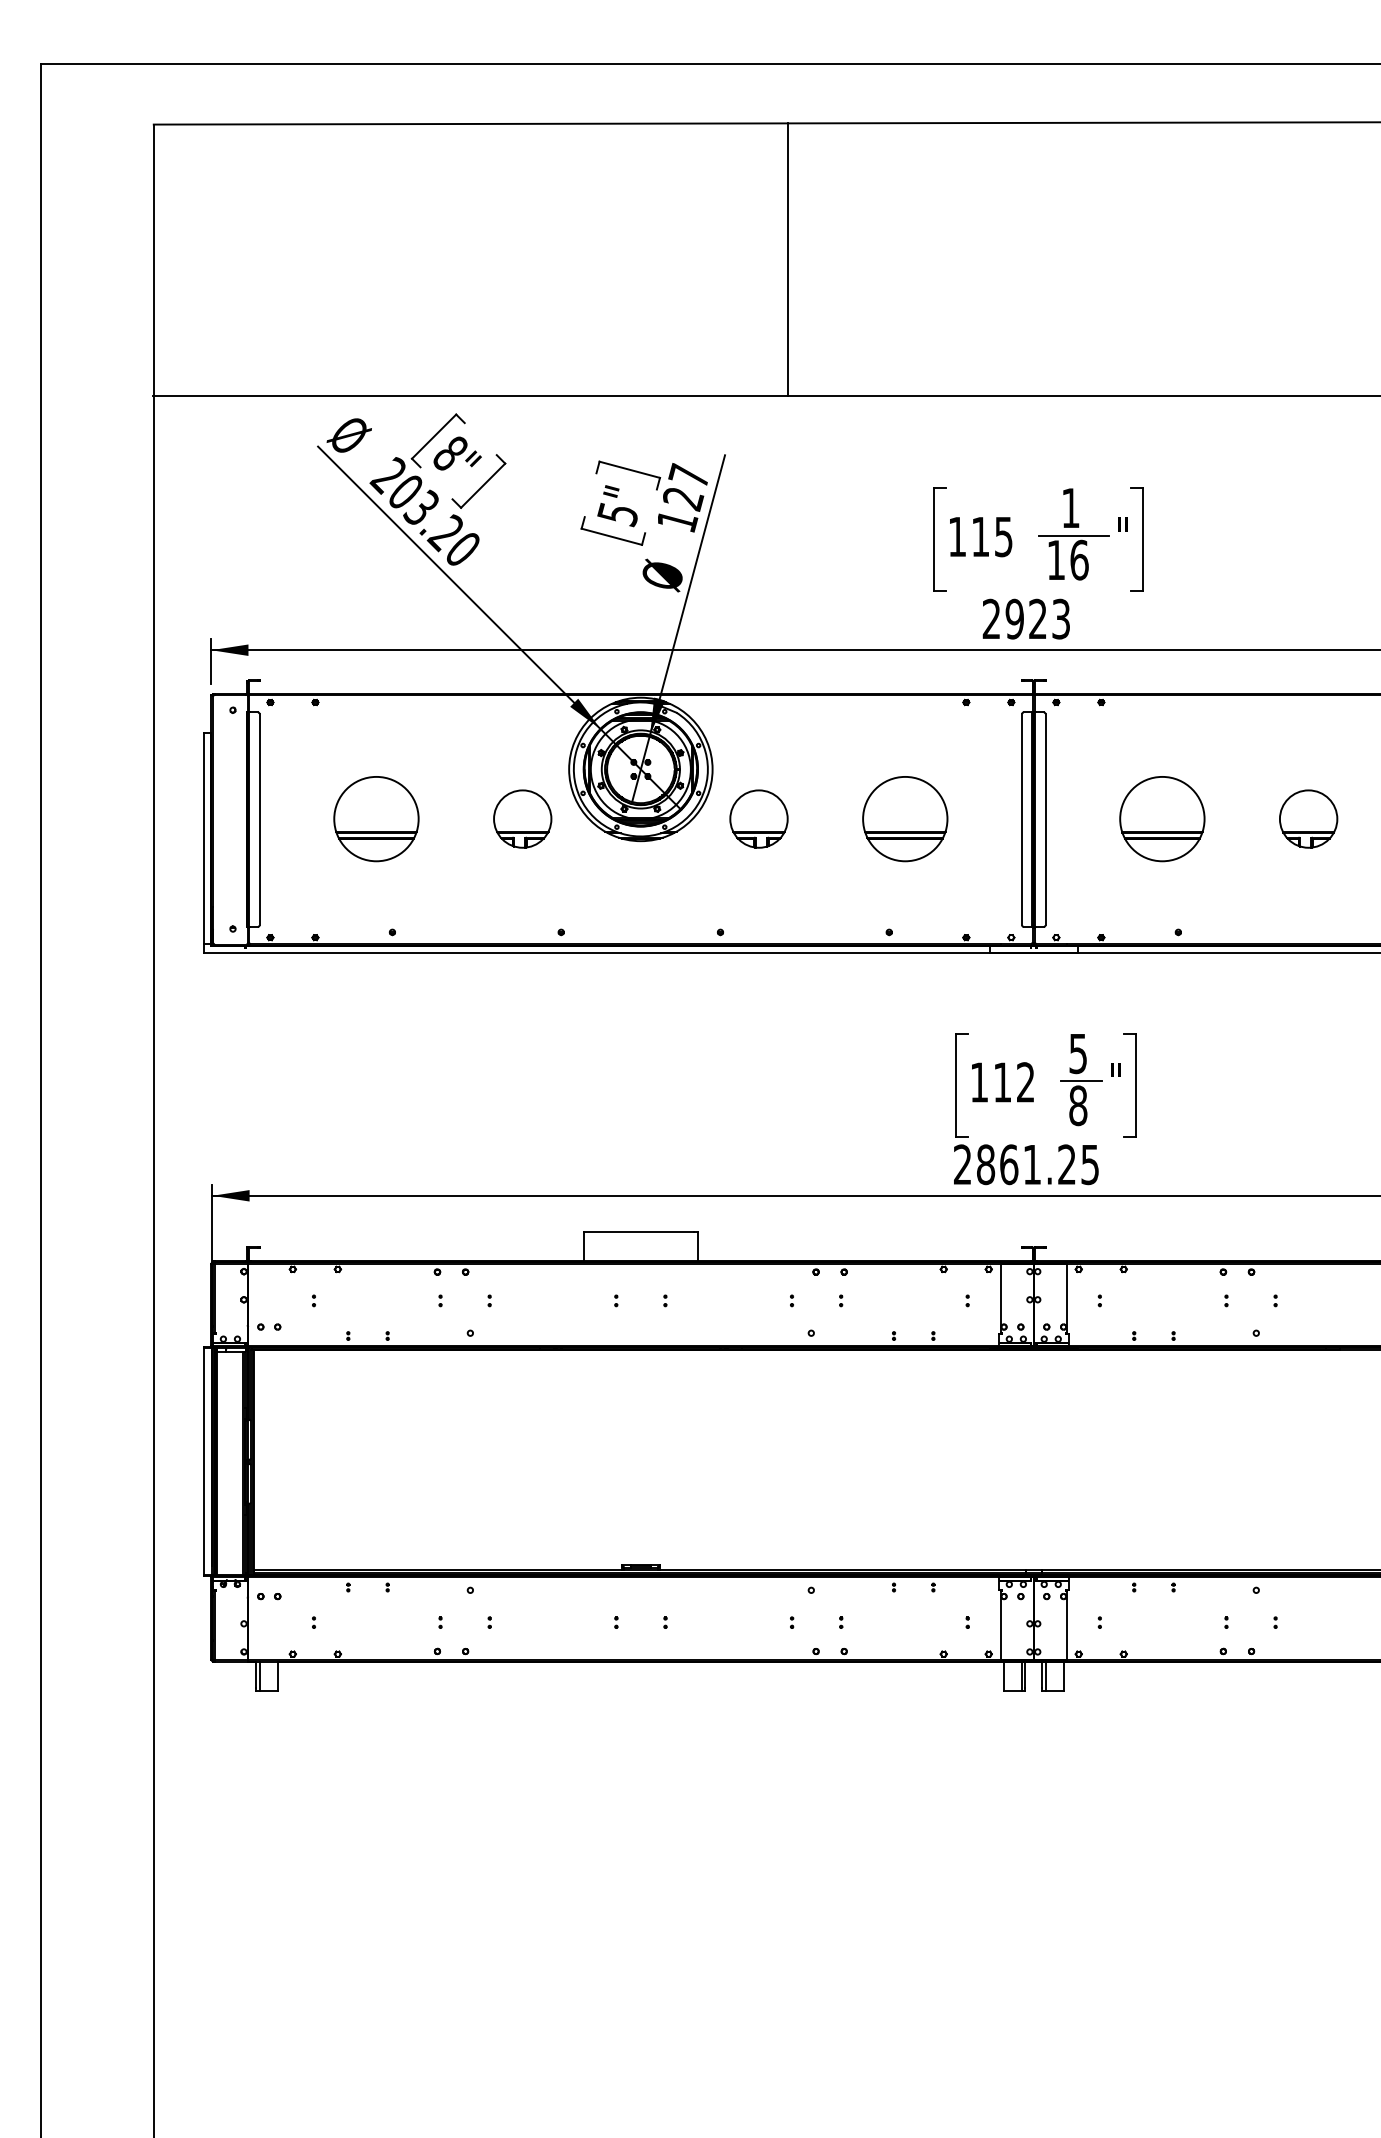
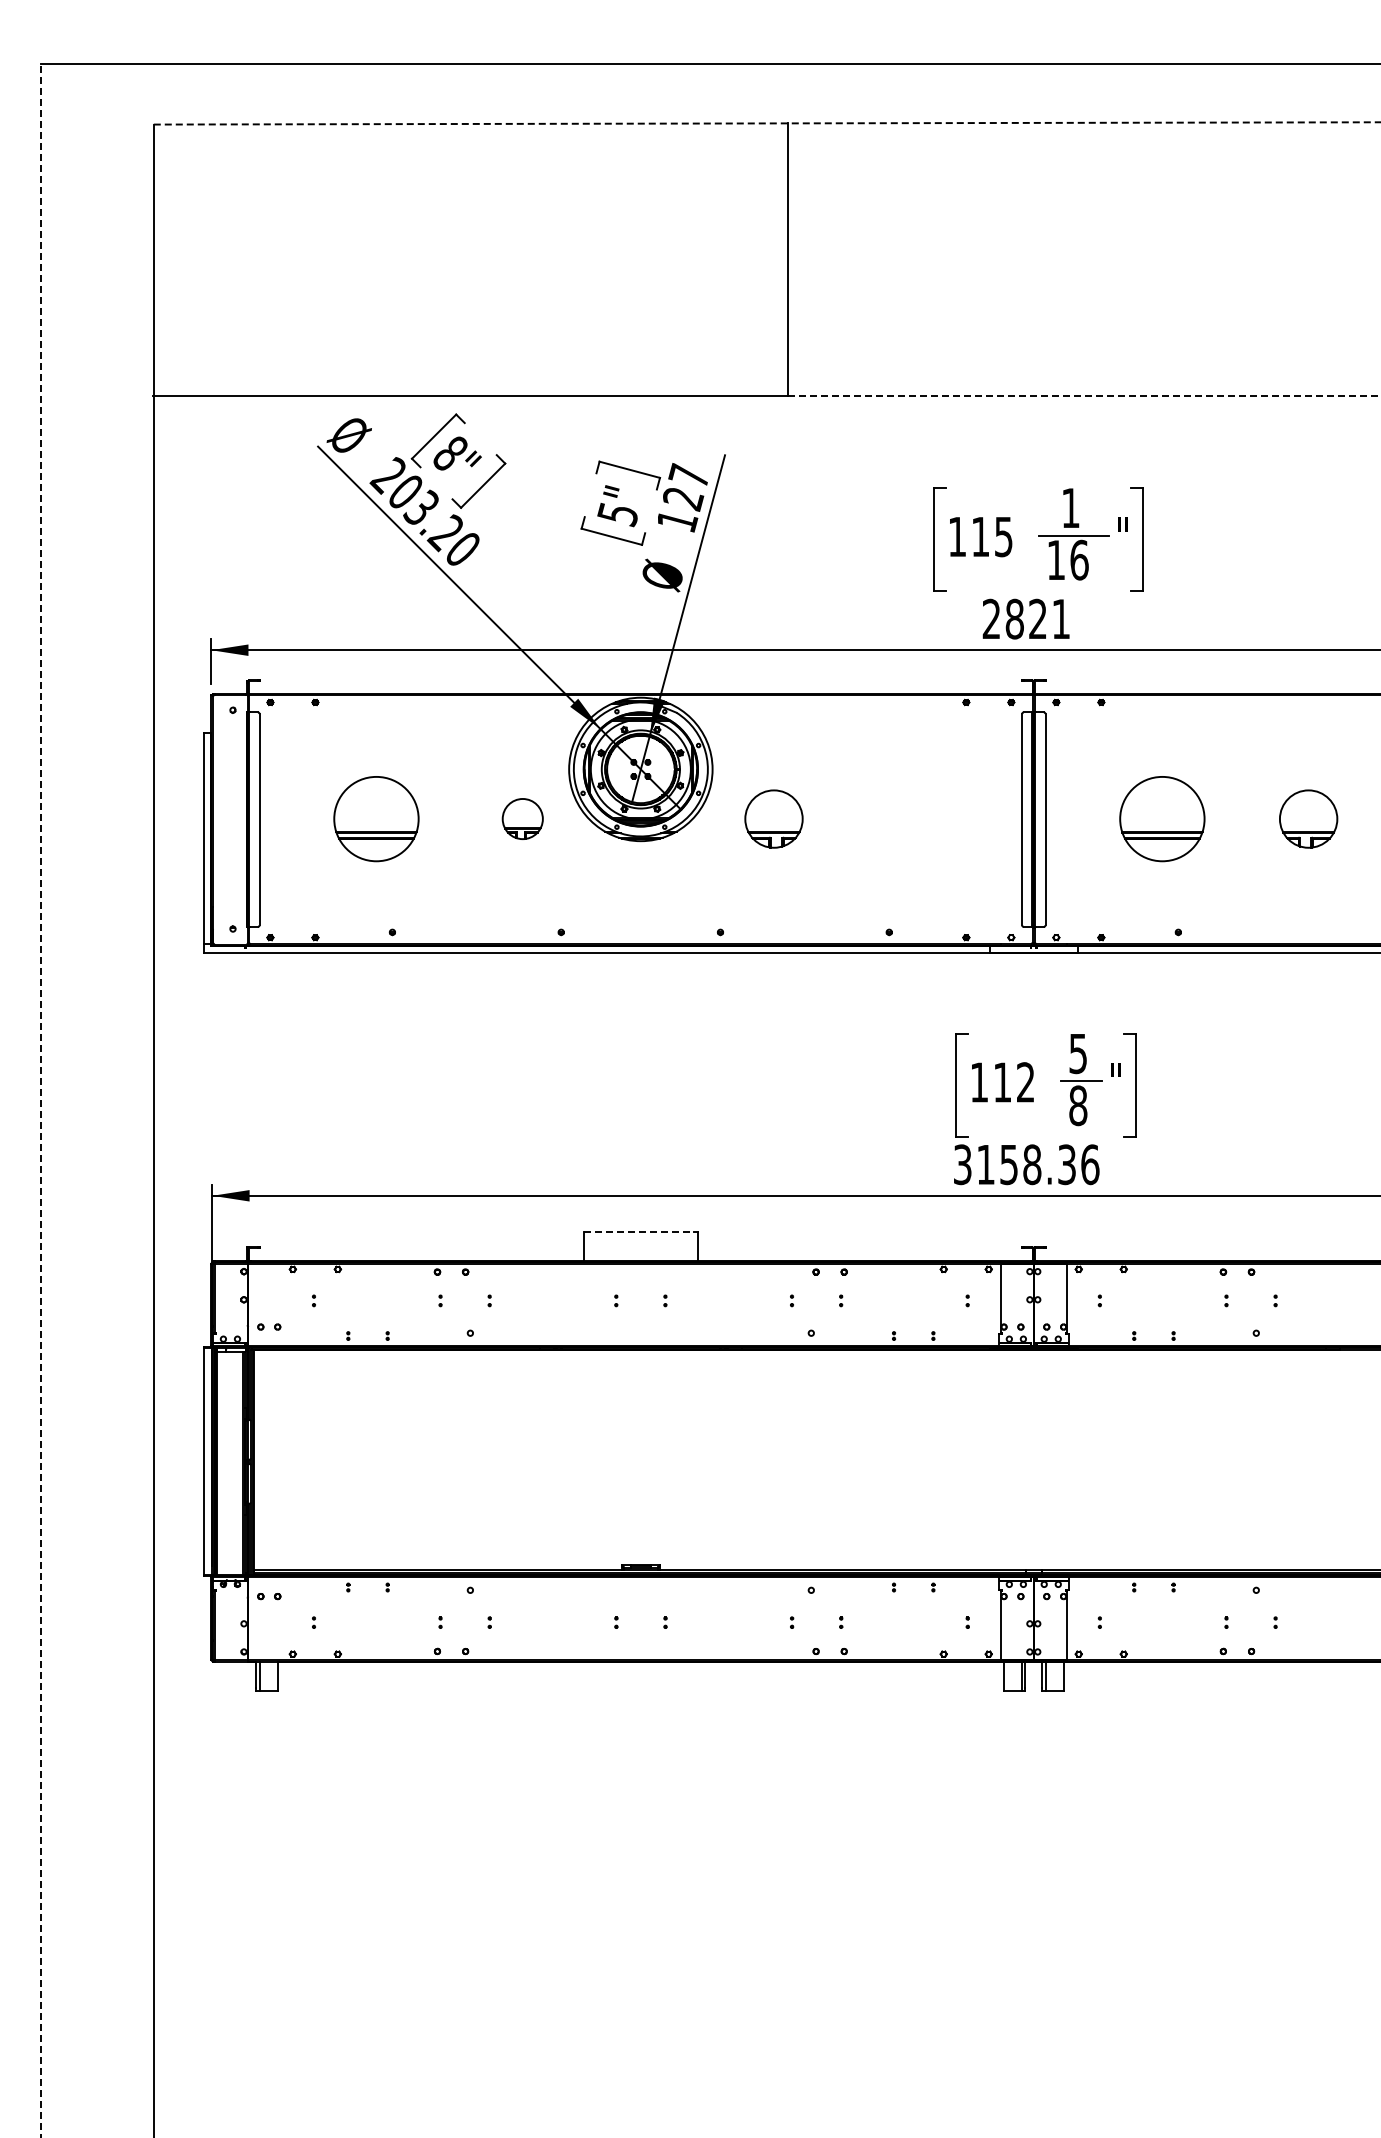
line: solid -> dashed (767, 123)
line: solid -> dashed (1084, 396)
text: 2923 -> 2821 (1037, 618)
part size: 60x60 px -> 43x42 px (522, 818)
part position: (758, 818) -> (773, 818) (773, 818)
part: present -> none (905, 819)
line: solid -> dashed (41, 1101)
text: 2861.25 -> 3158.36 (1026, 1164)
line: solid -> dashed (638, 1231)
